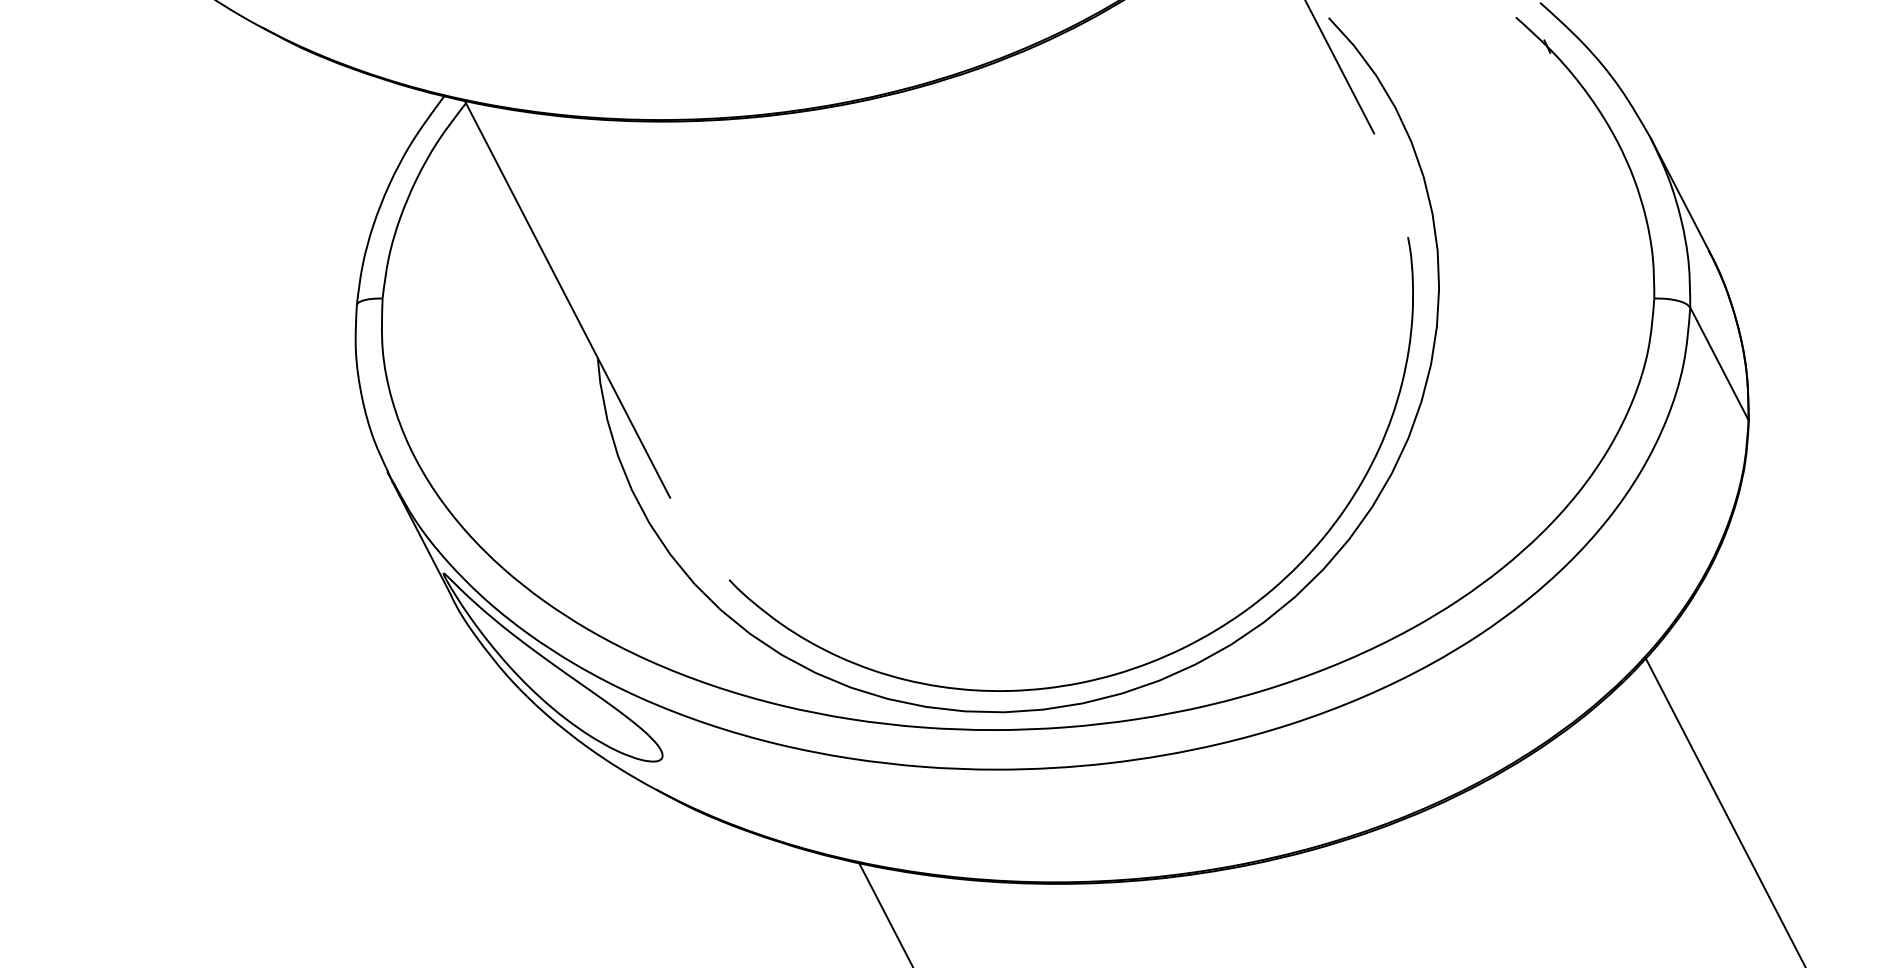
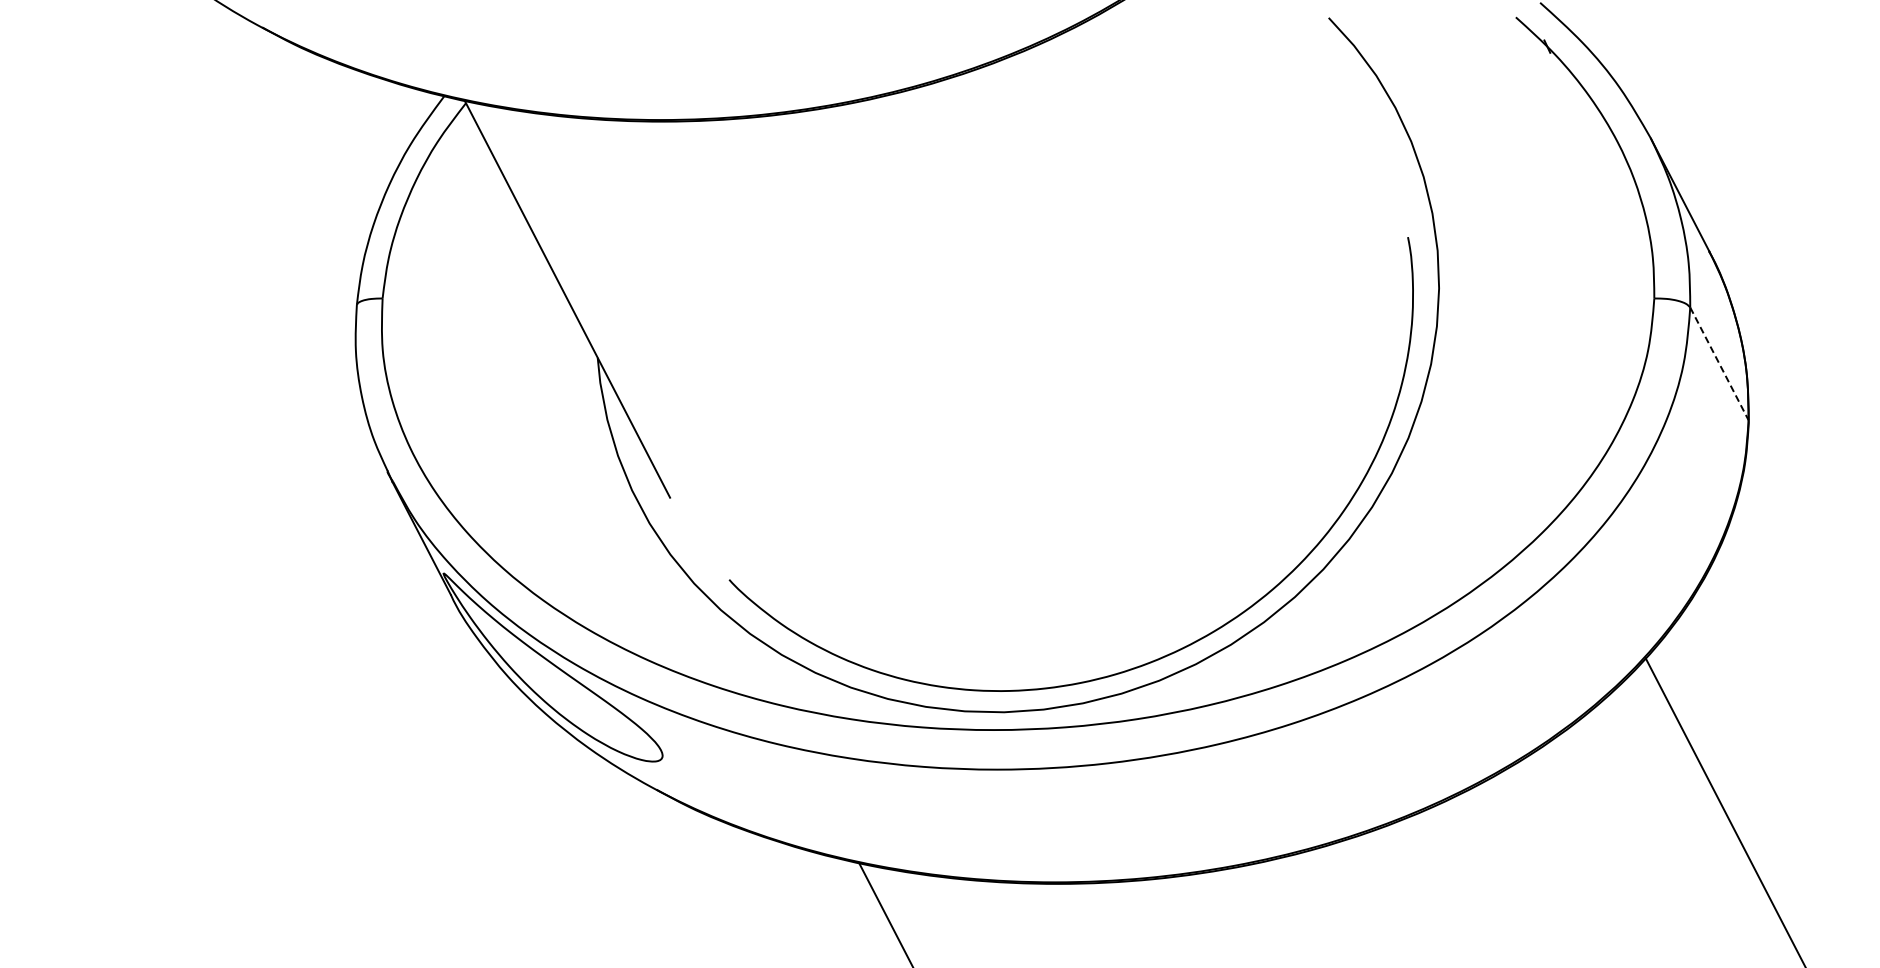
line: present -> none (1340, 67)
line: solid -> dashed (1719, 364)
